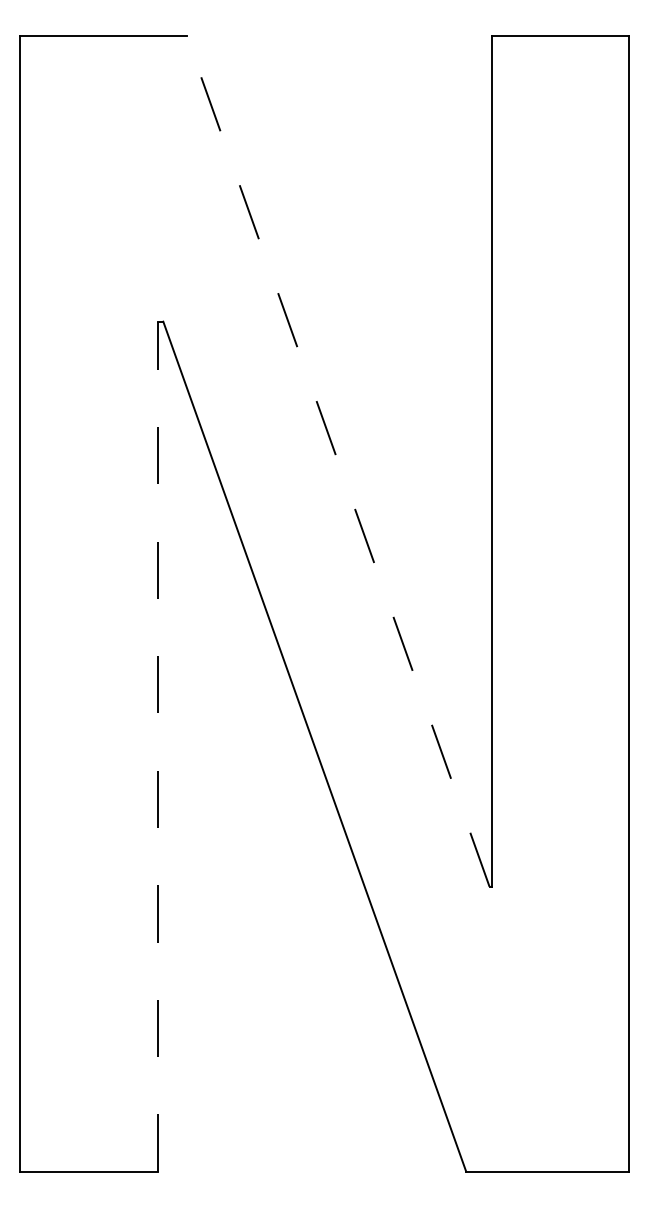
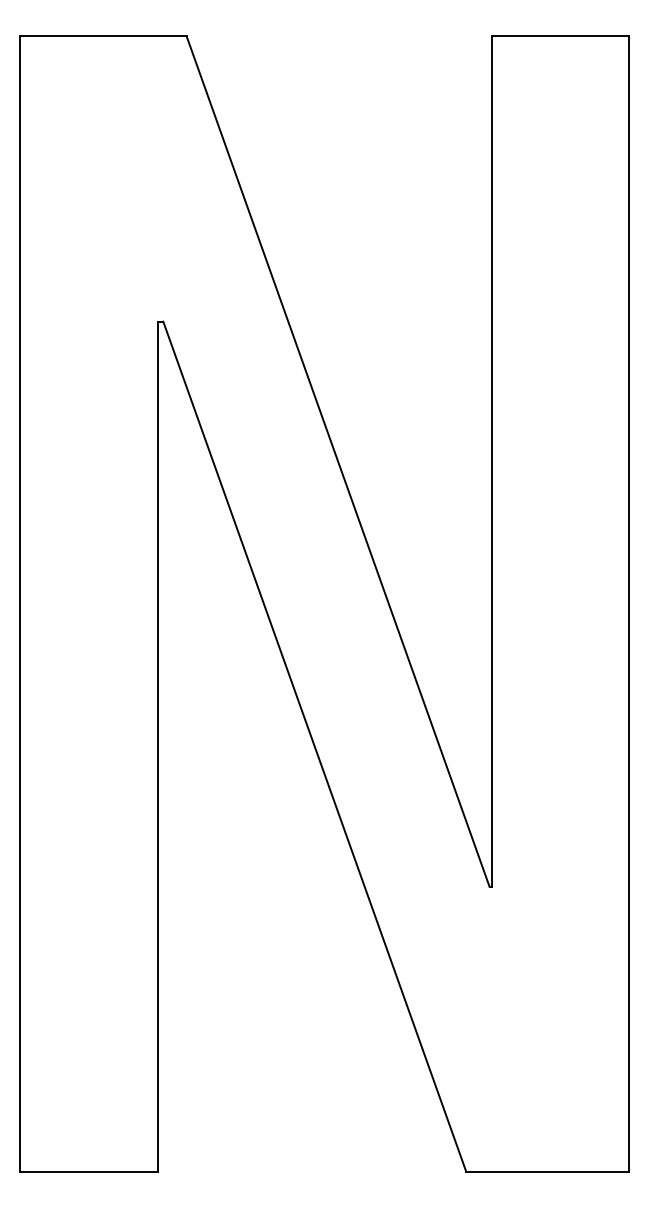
line: dashed -> solid (337, 461)
line: dashed -> solid (157, 746)
